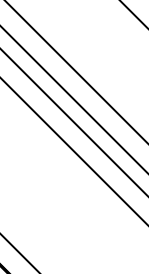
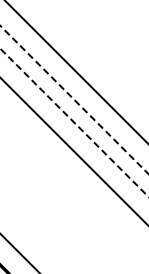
line: present -> none (133, 14)
line: solid -> dashed (74, 100)
line: solid -> dashed (74, 122)
